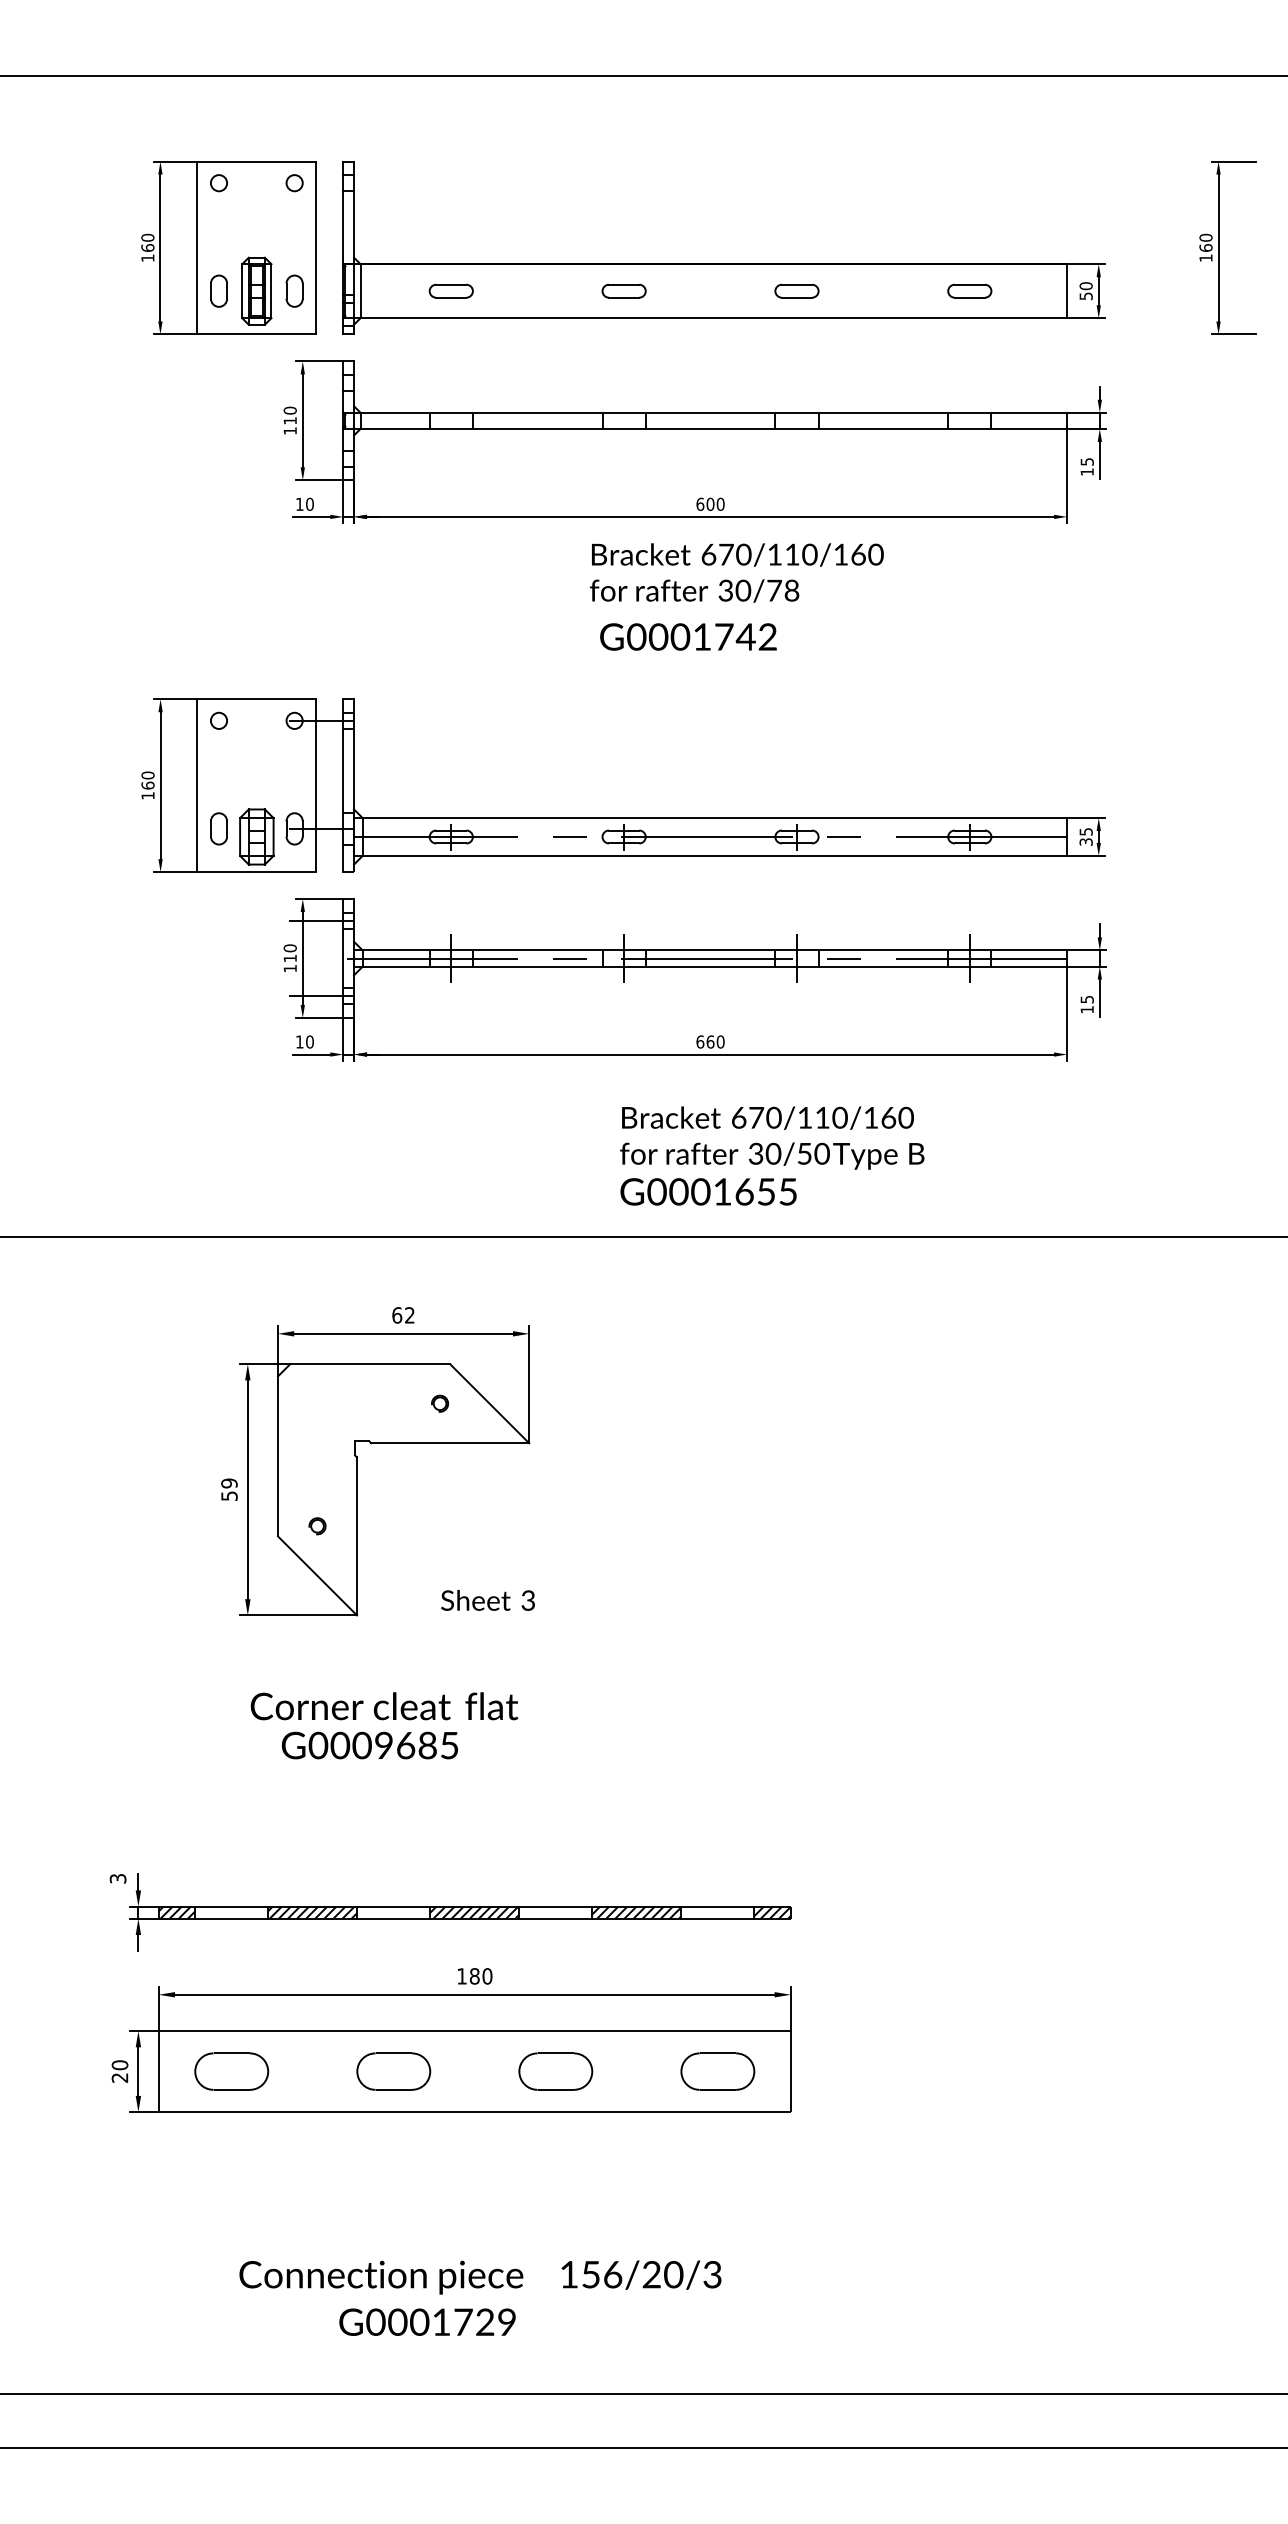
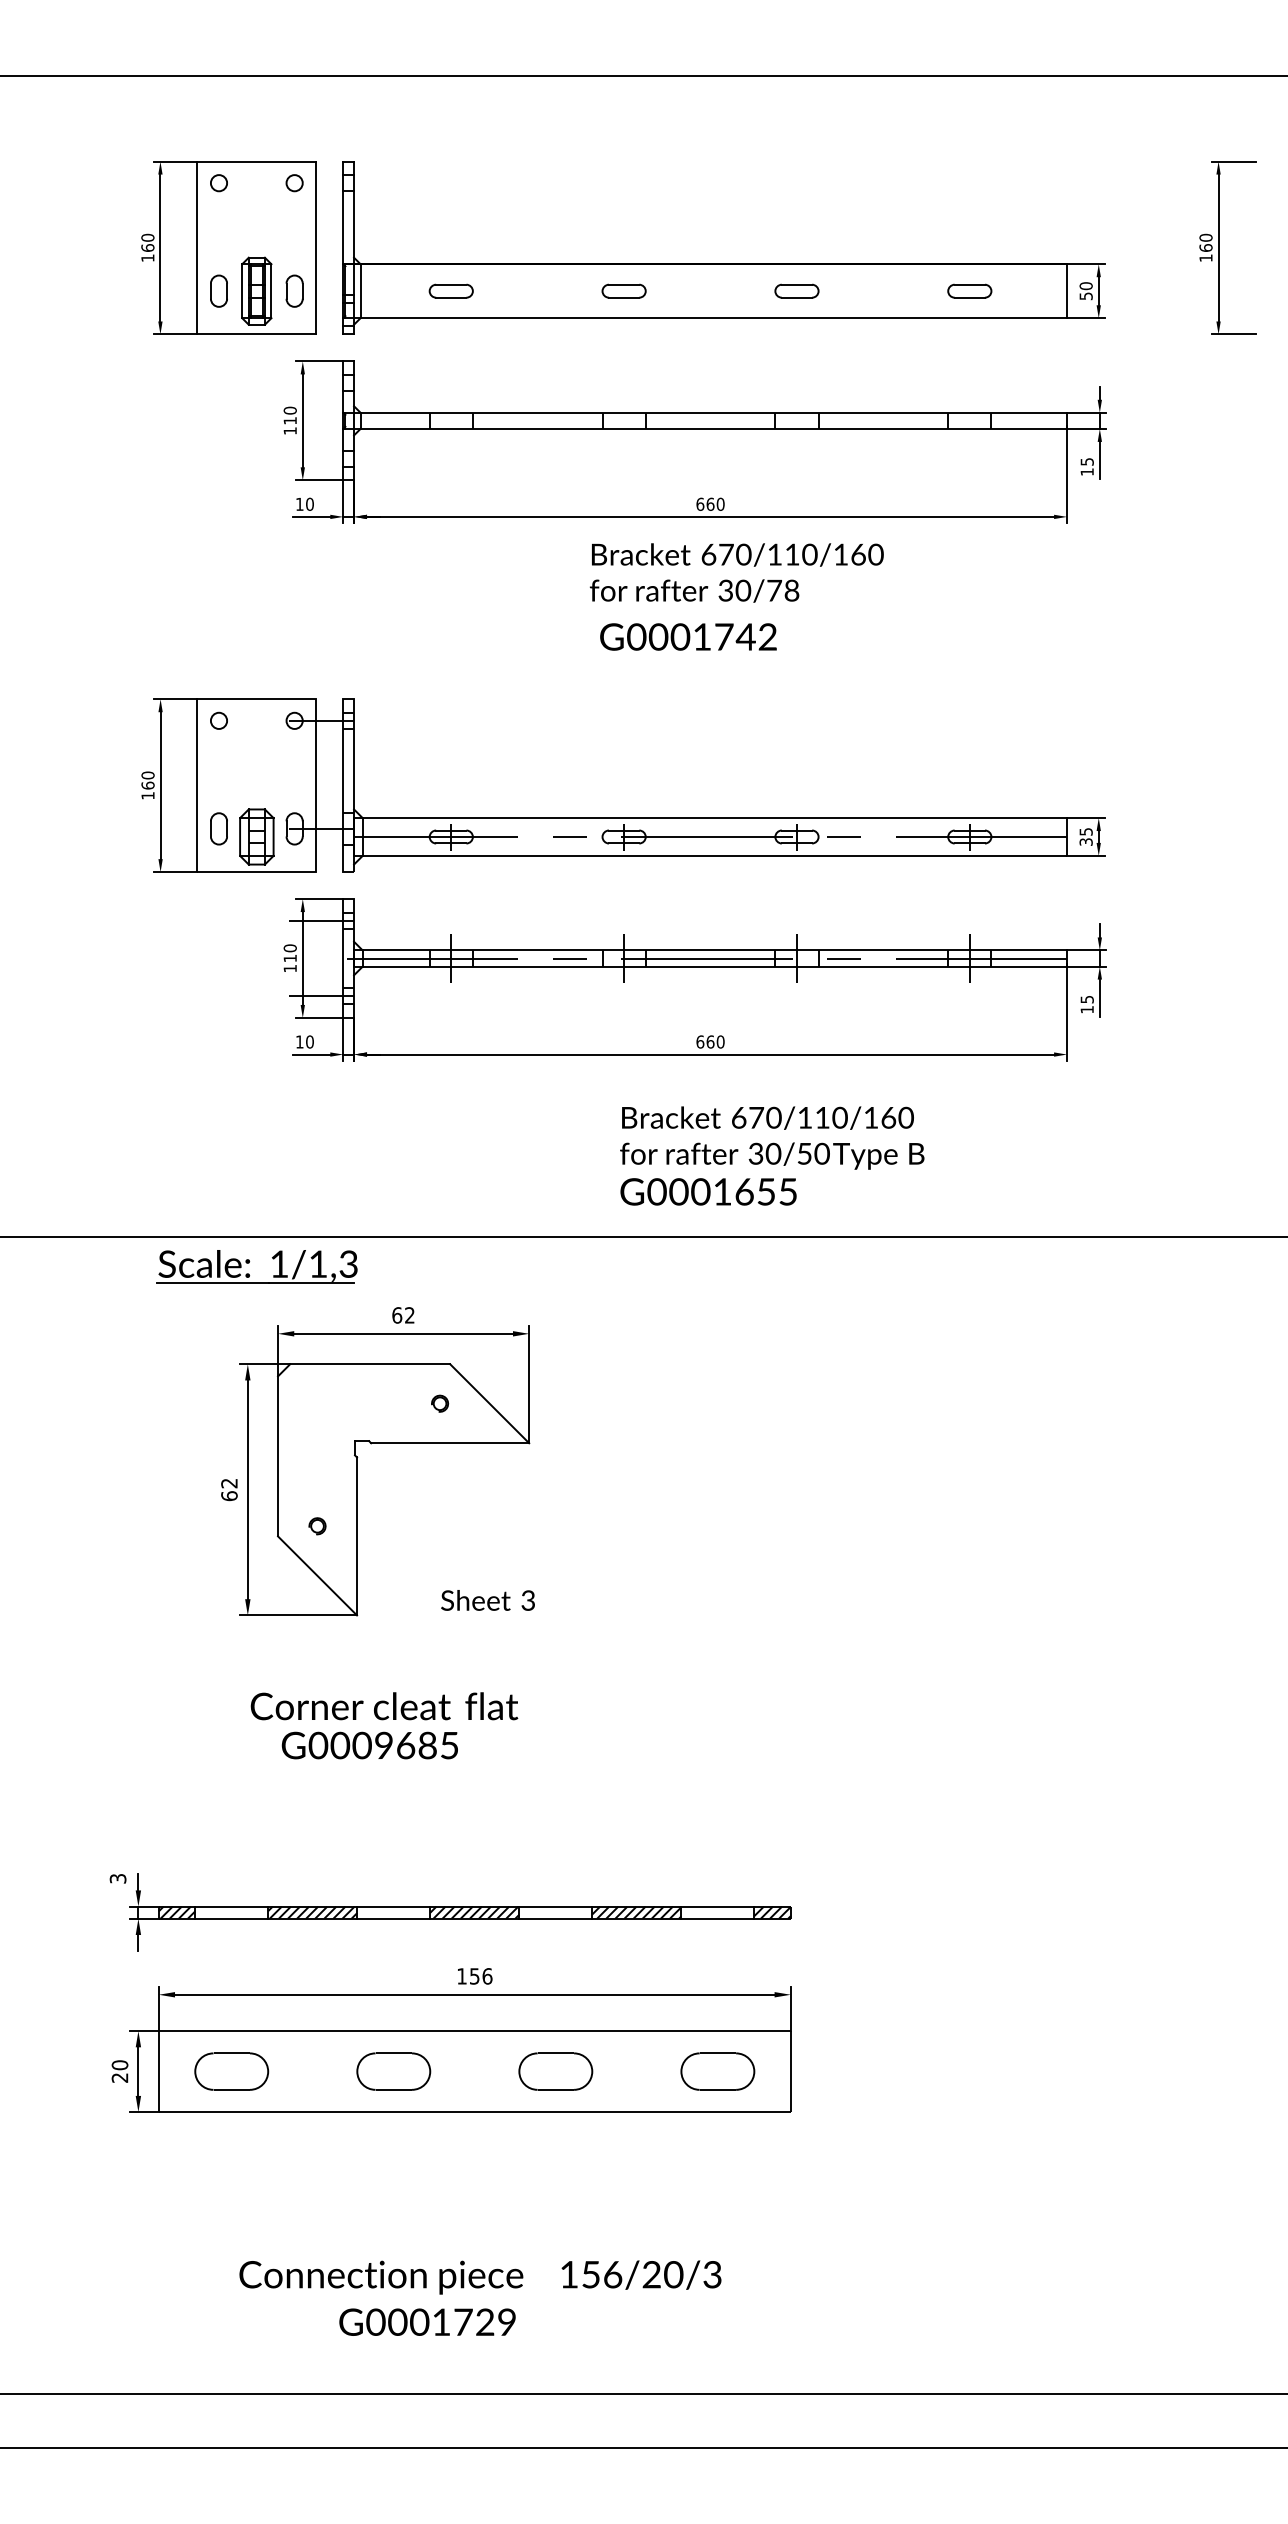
text: 600 -> 660 (710, 503)
part: none -> present (249, 1263)
text: 59 -> 62 (229, 1489)
text: 180 -> 156 (480, 1976)
